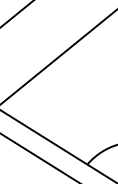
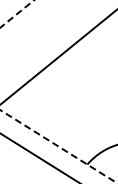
line: solid -> dashed (17, 13)
line: solid -> dashed (59, 147)
